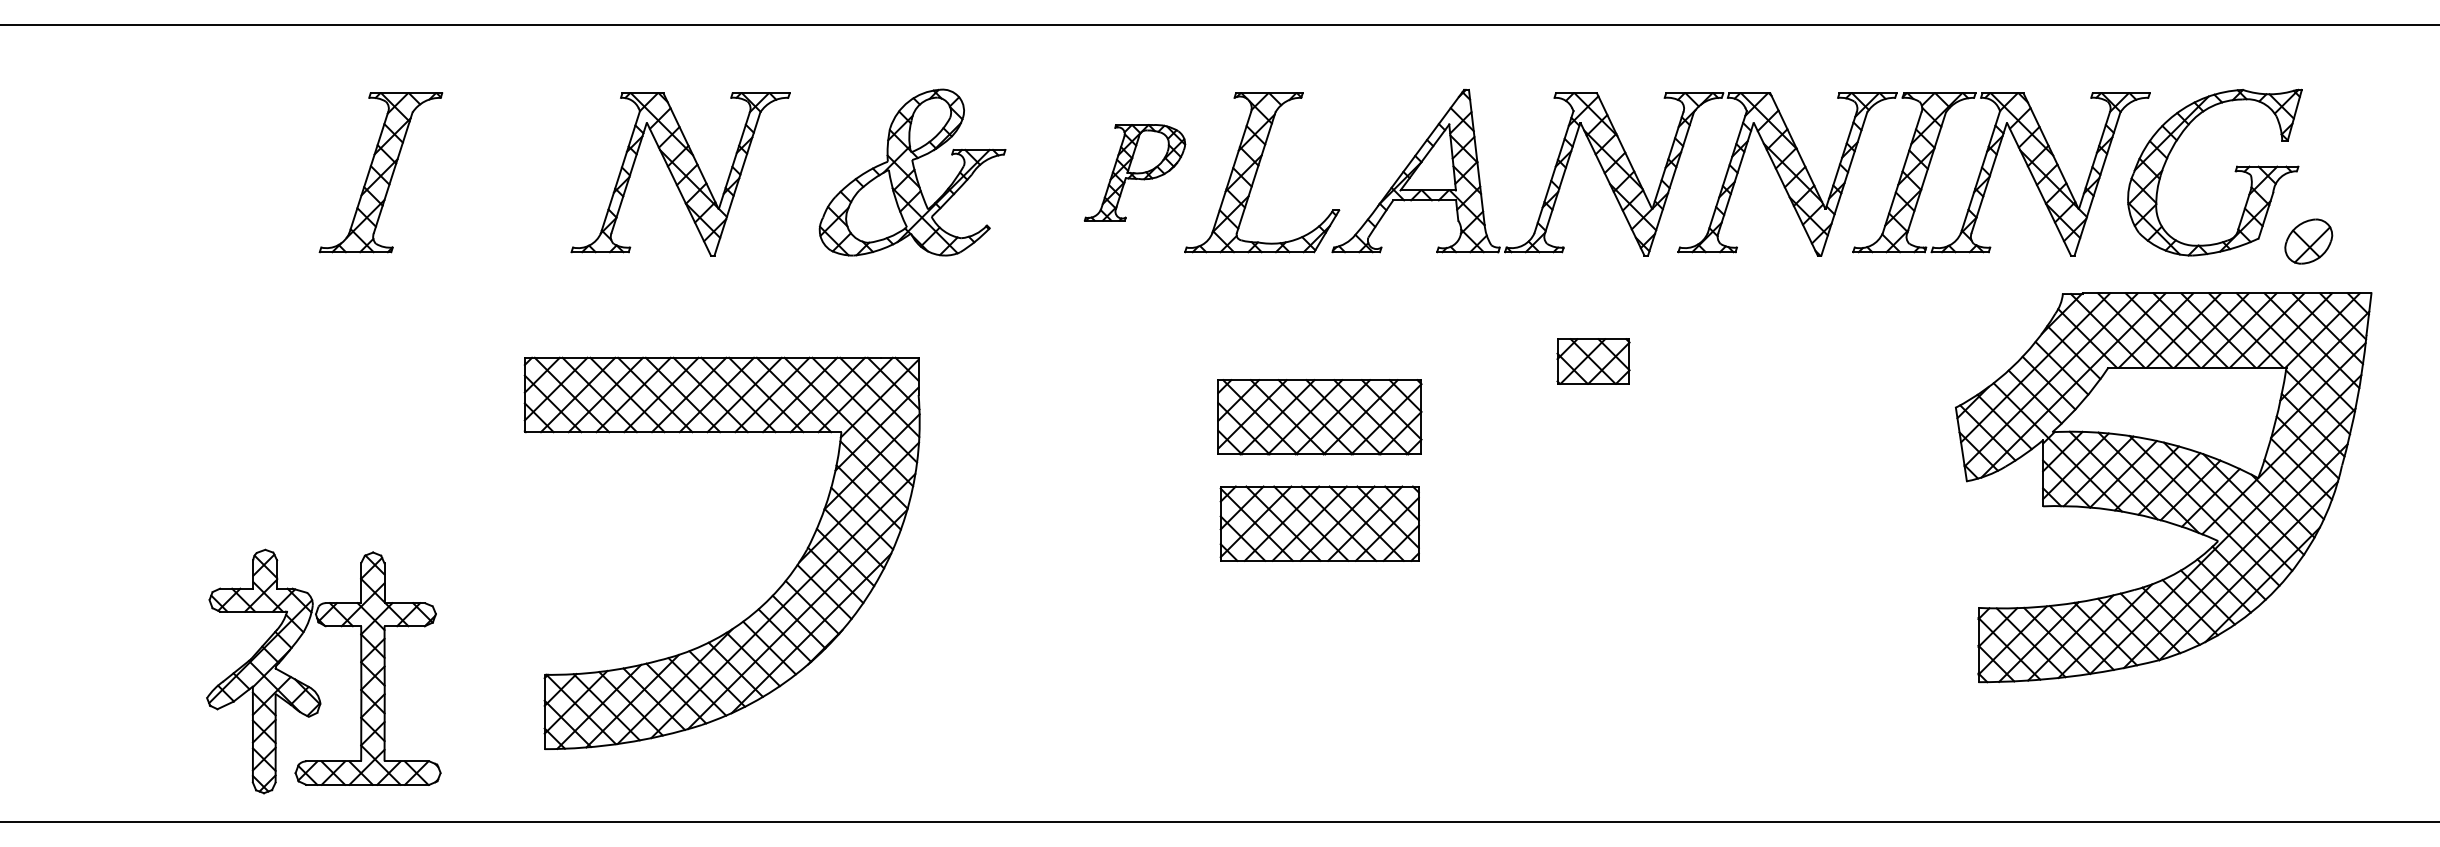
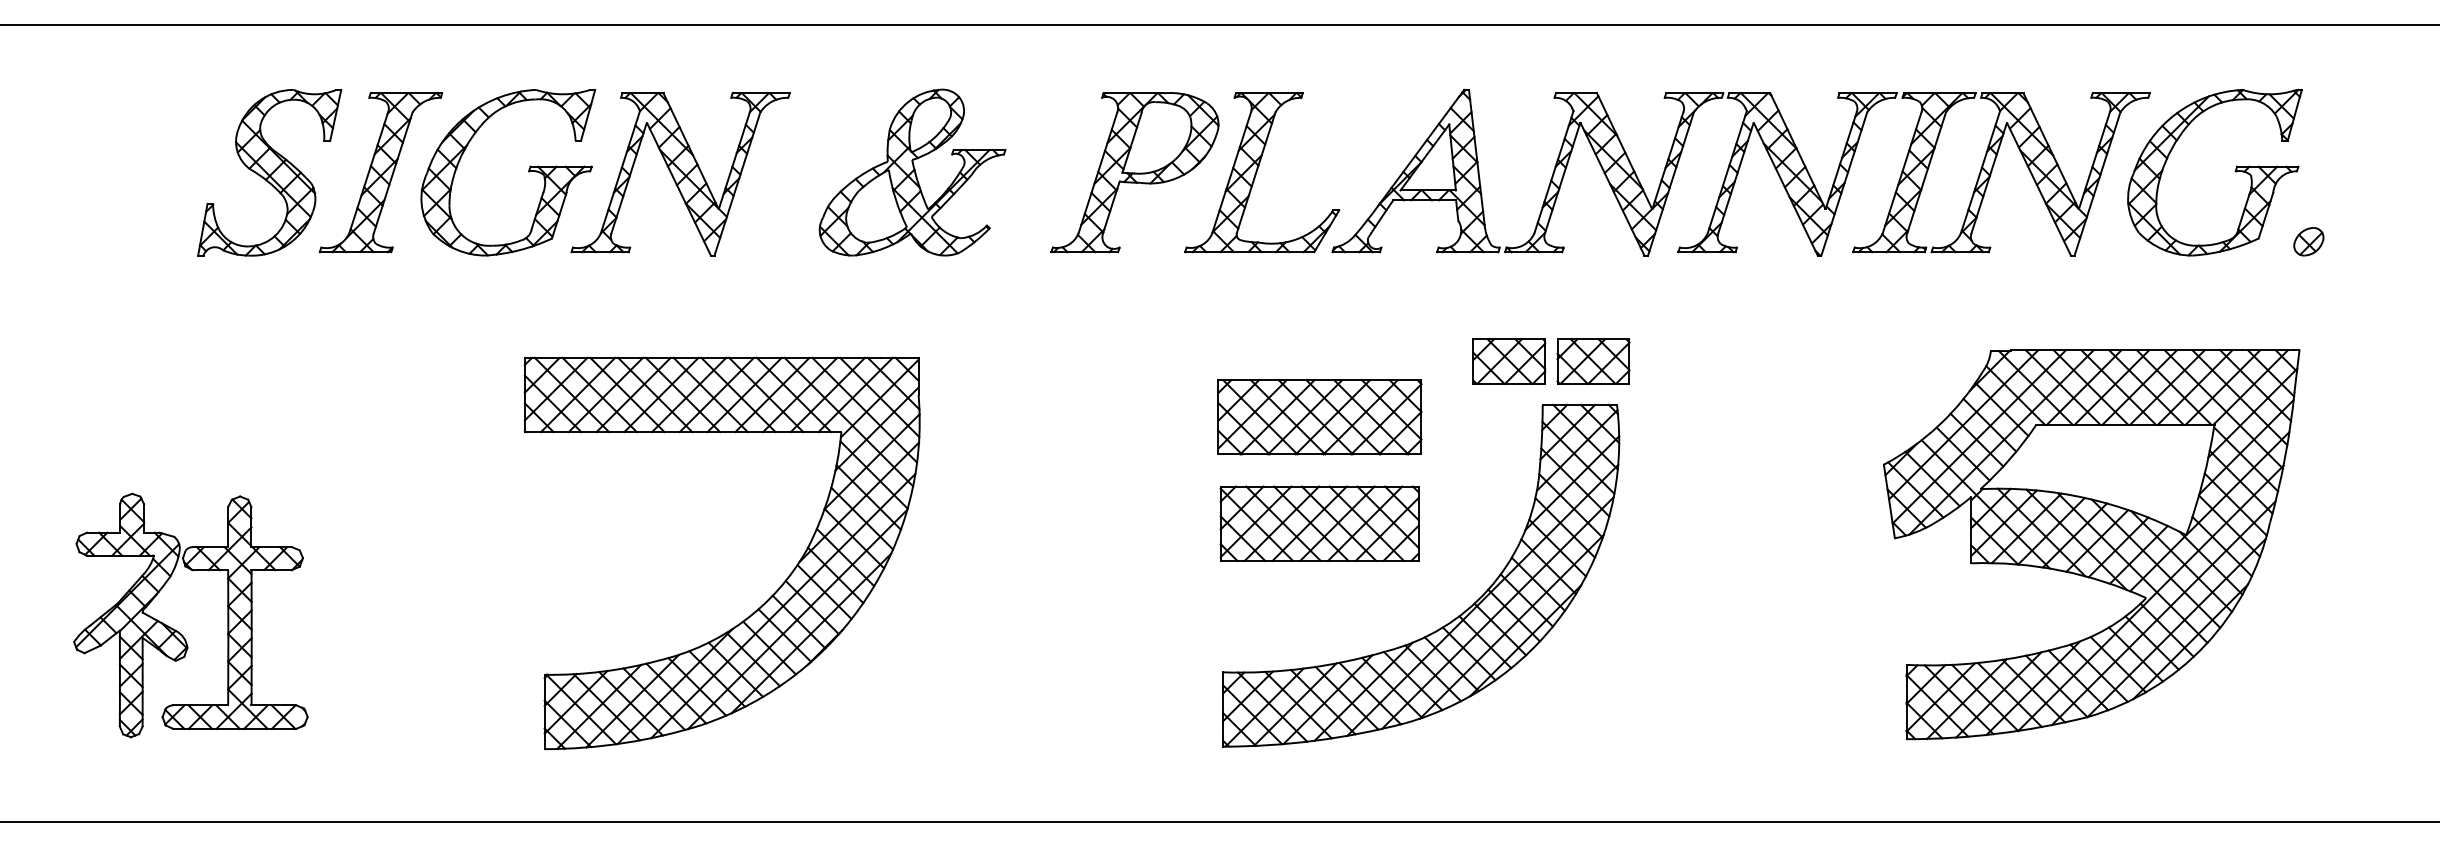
part: none -> present (269, 172)
part: none -> present (528, 172)
part size: 104x98 px -> 170x162 px (1134, 172)
part size: 50x47 px -> 32x30 px (2308, 241)
part: none -> present (1509, 361)
part position: (2163, 487) -> (2091, 544) (2091, 544)
part: none -> present (1455, 617)
part position: (310, 686) -> (177, 630) (177, 630)
